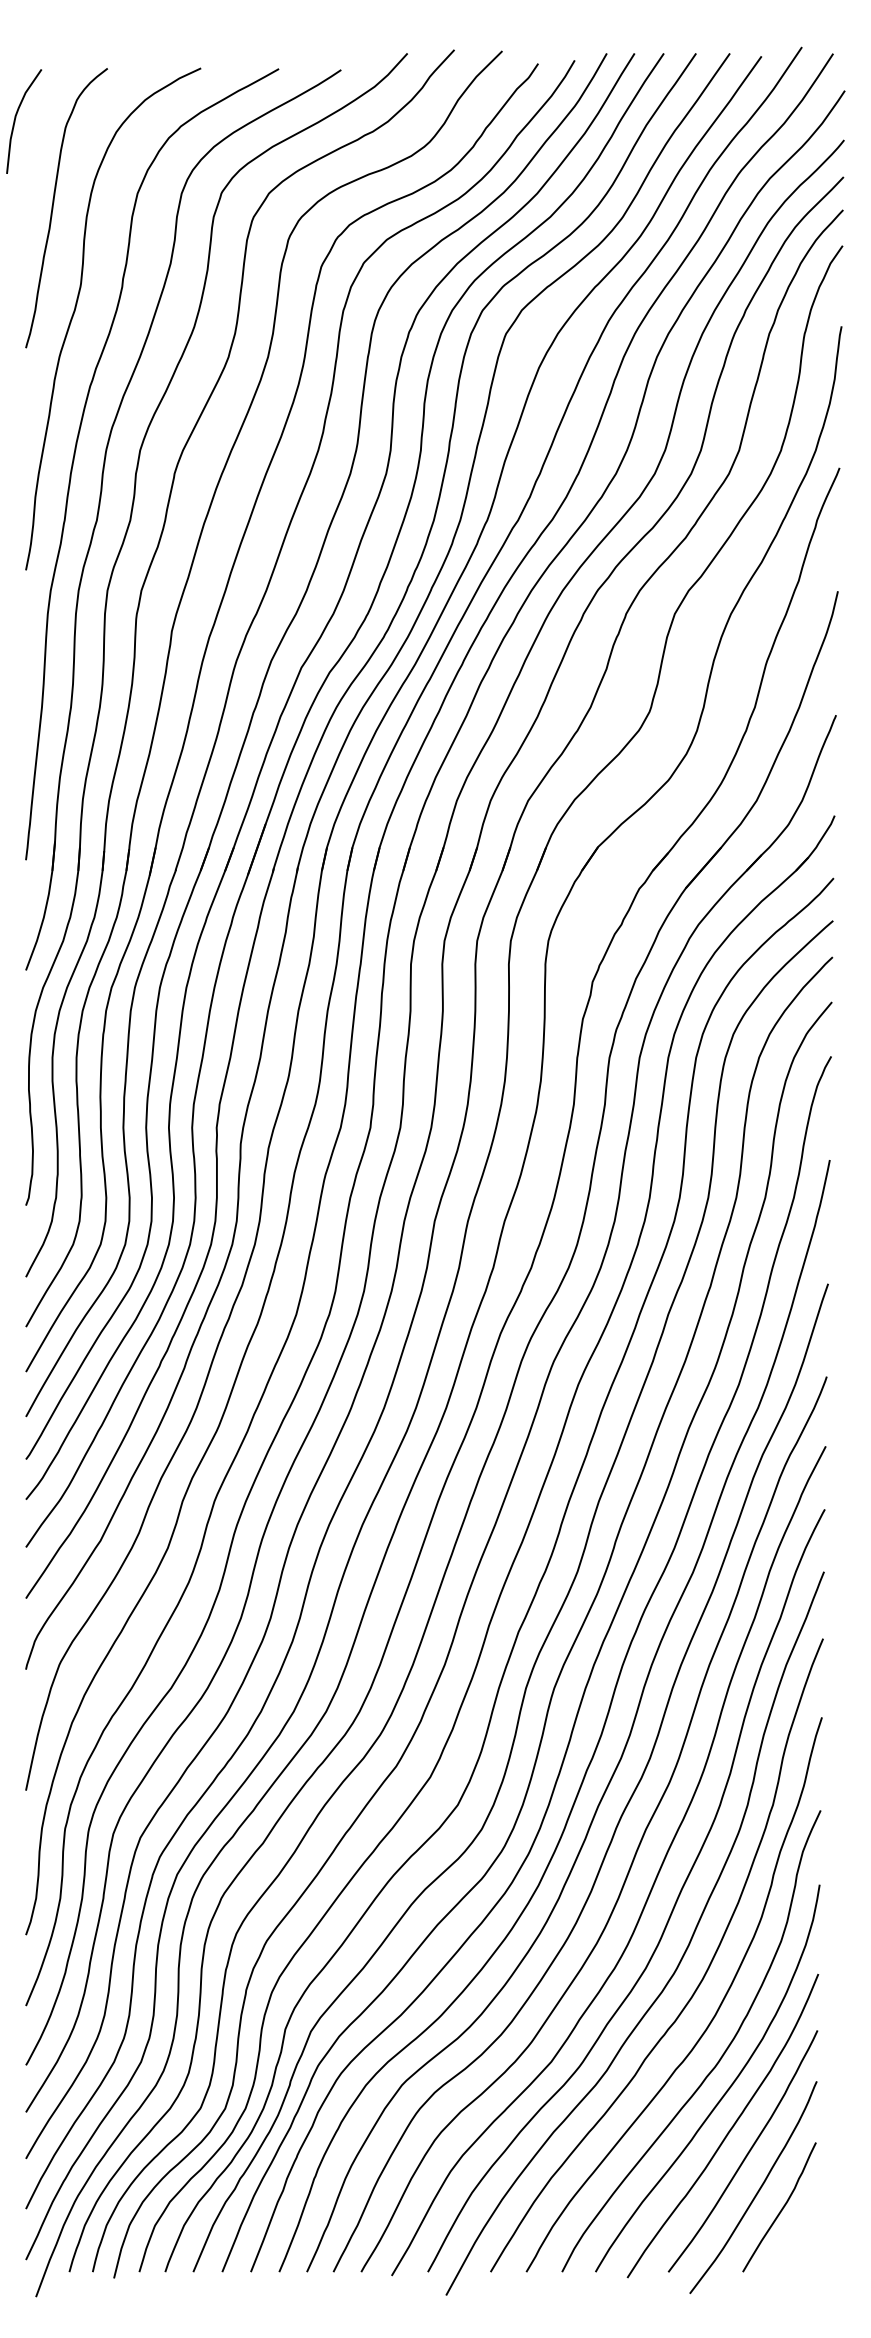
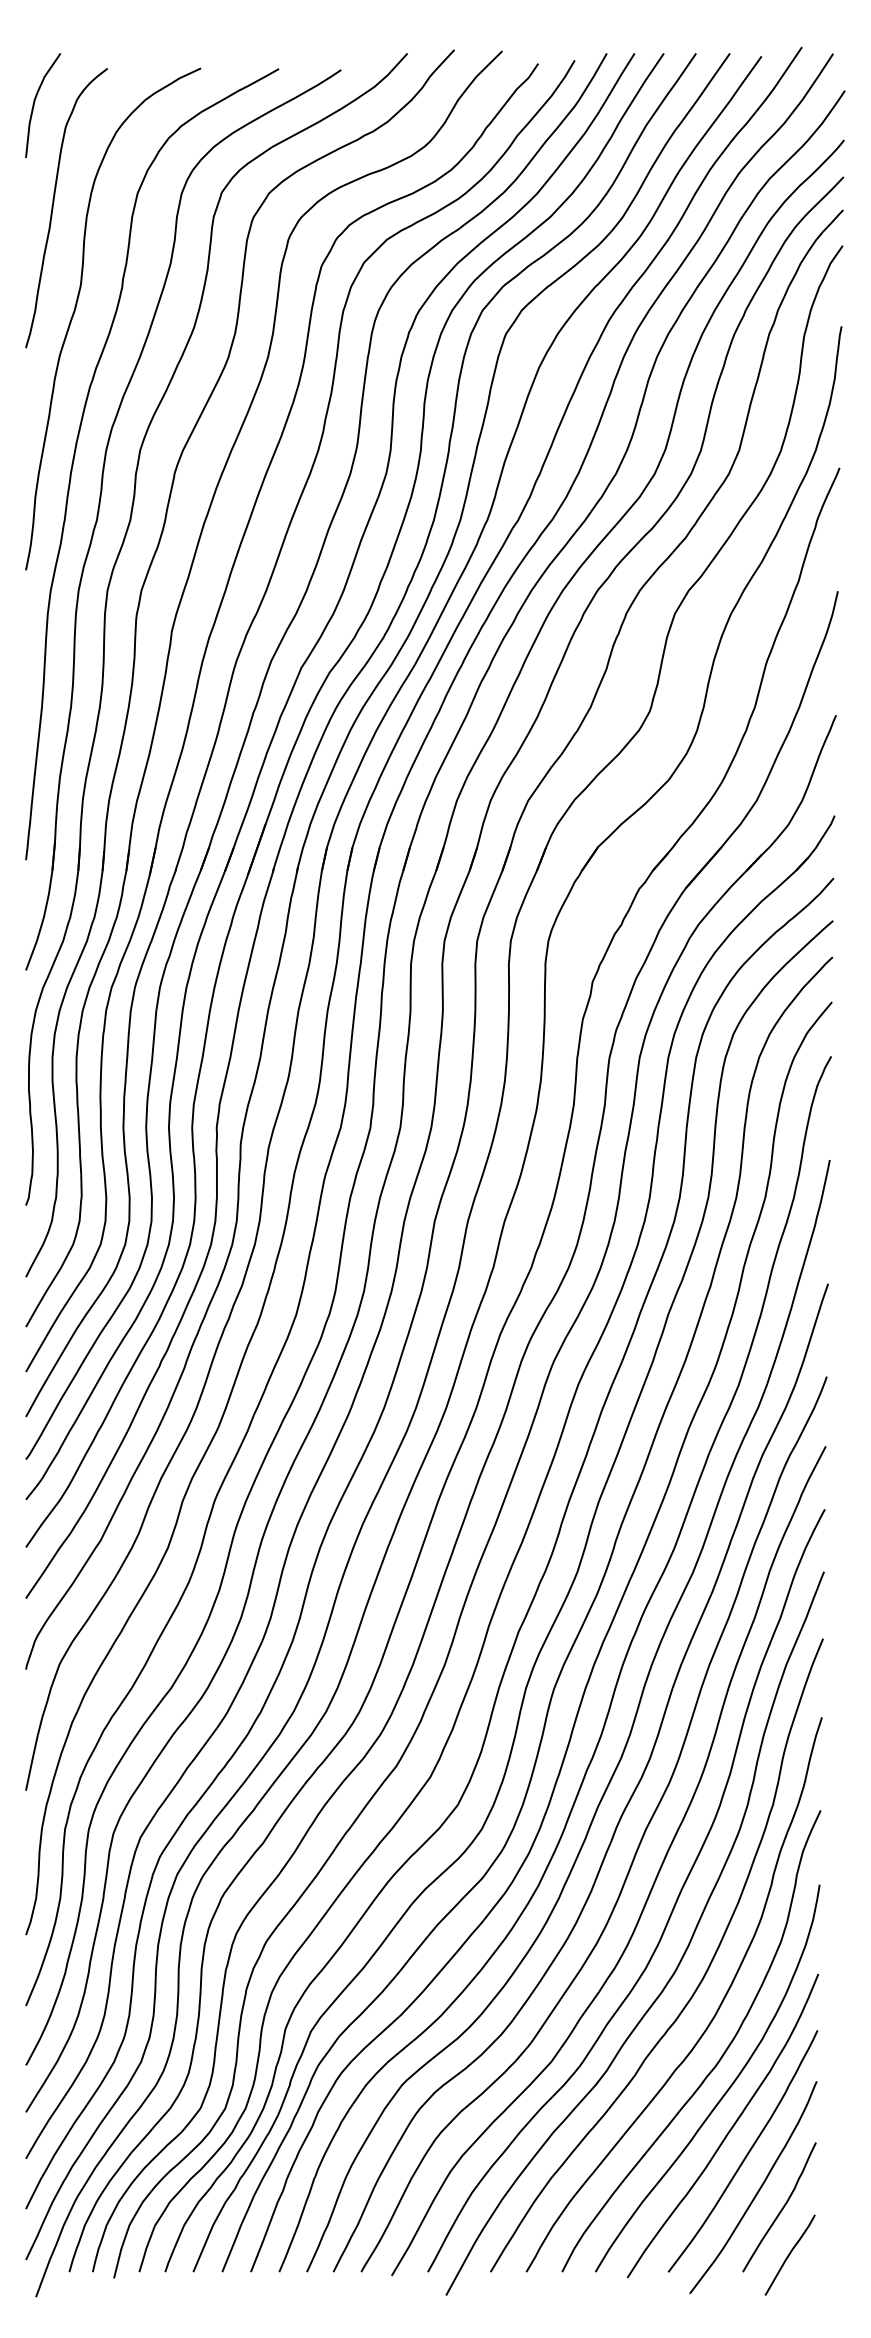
curve position: (16, 118) -> (35, 102) (35, 102)
curve: none -> present (789, 2254)
